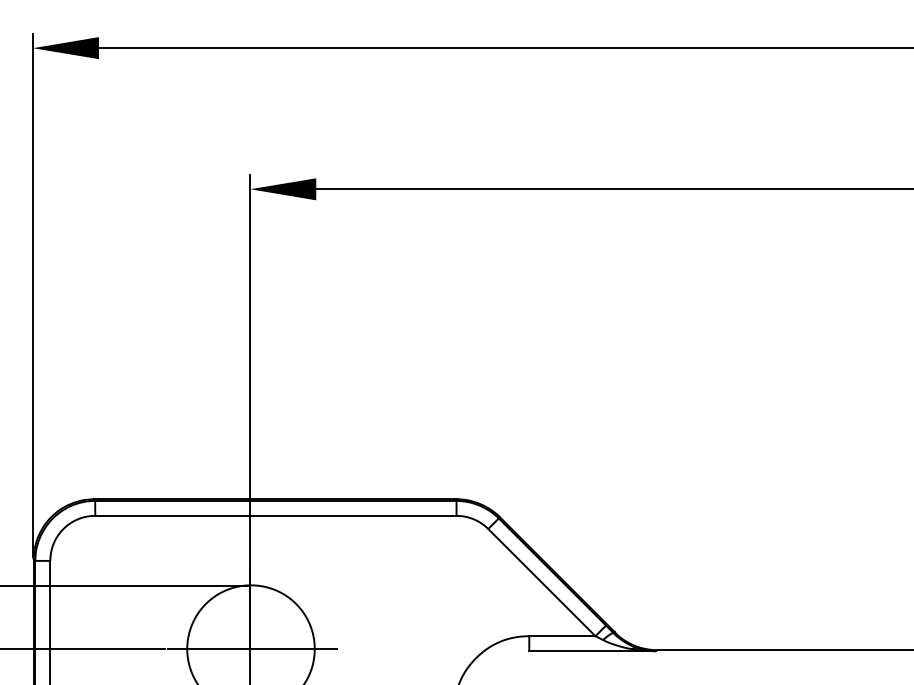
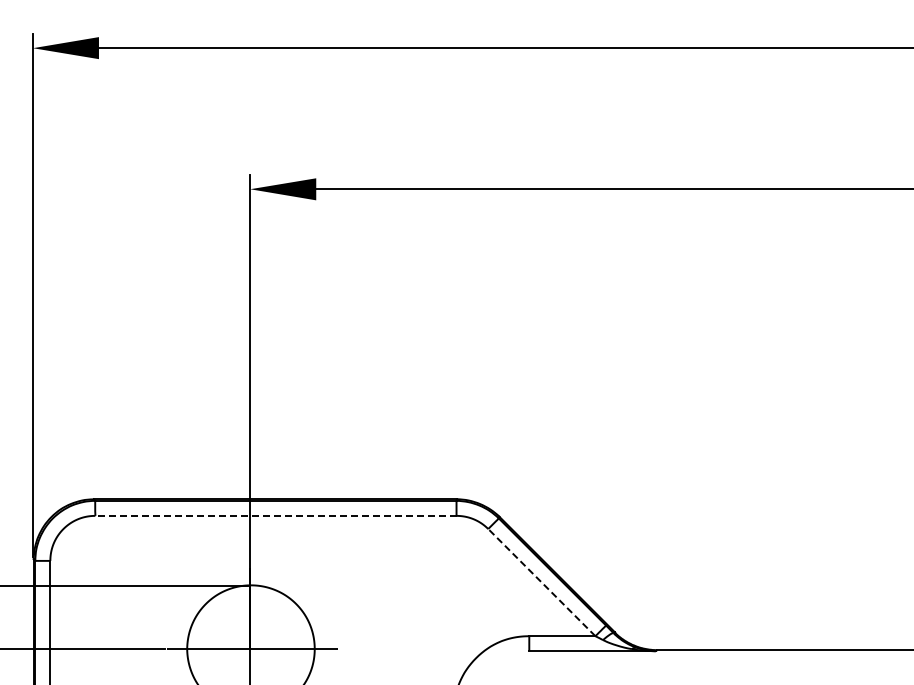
line: solid -> dashed (275, 515)
line: solid -> dashed (541, 582)
